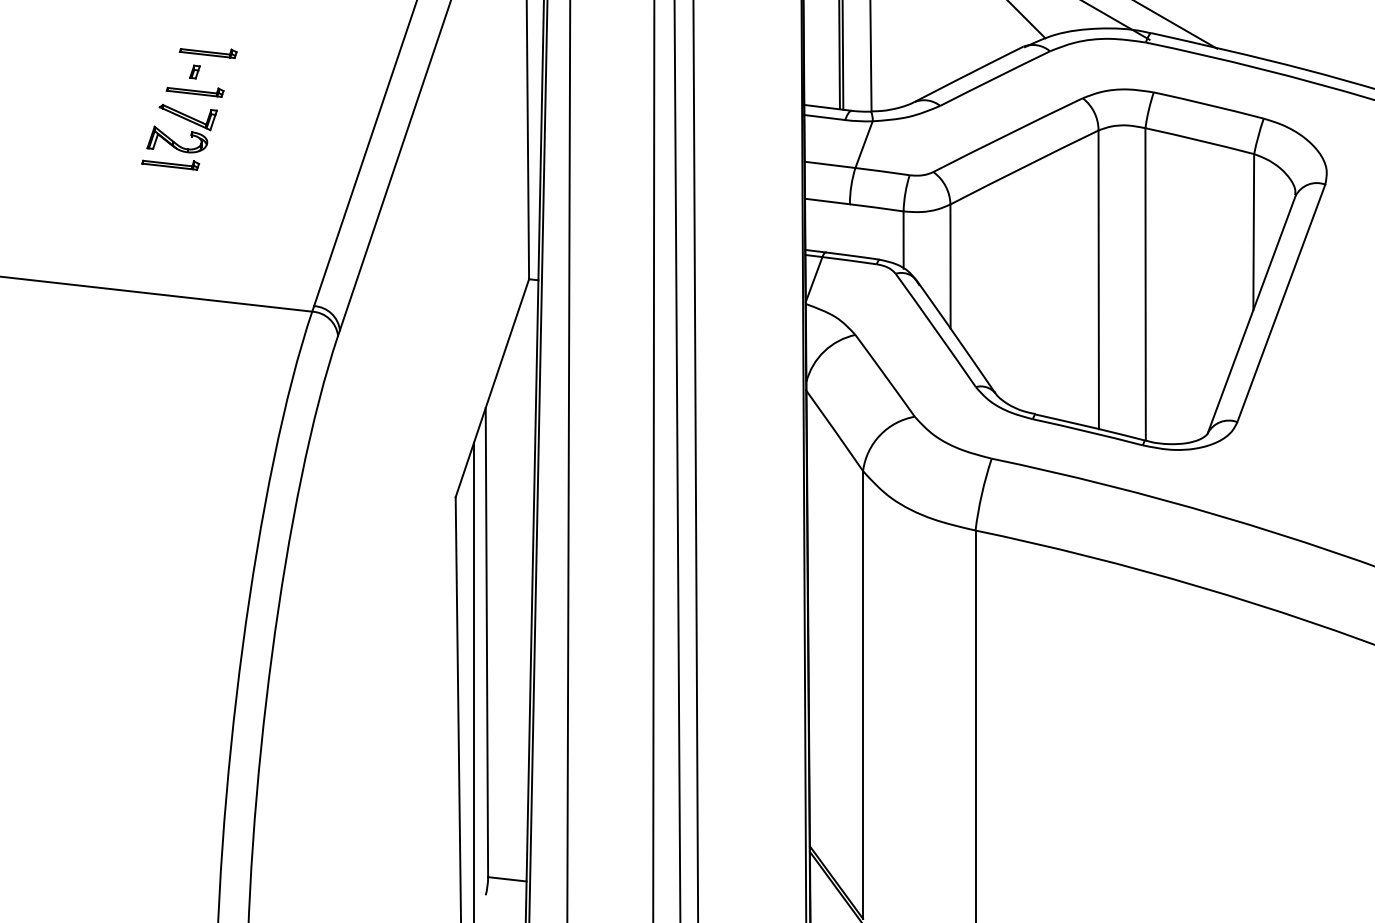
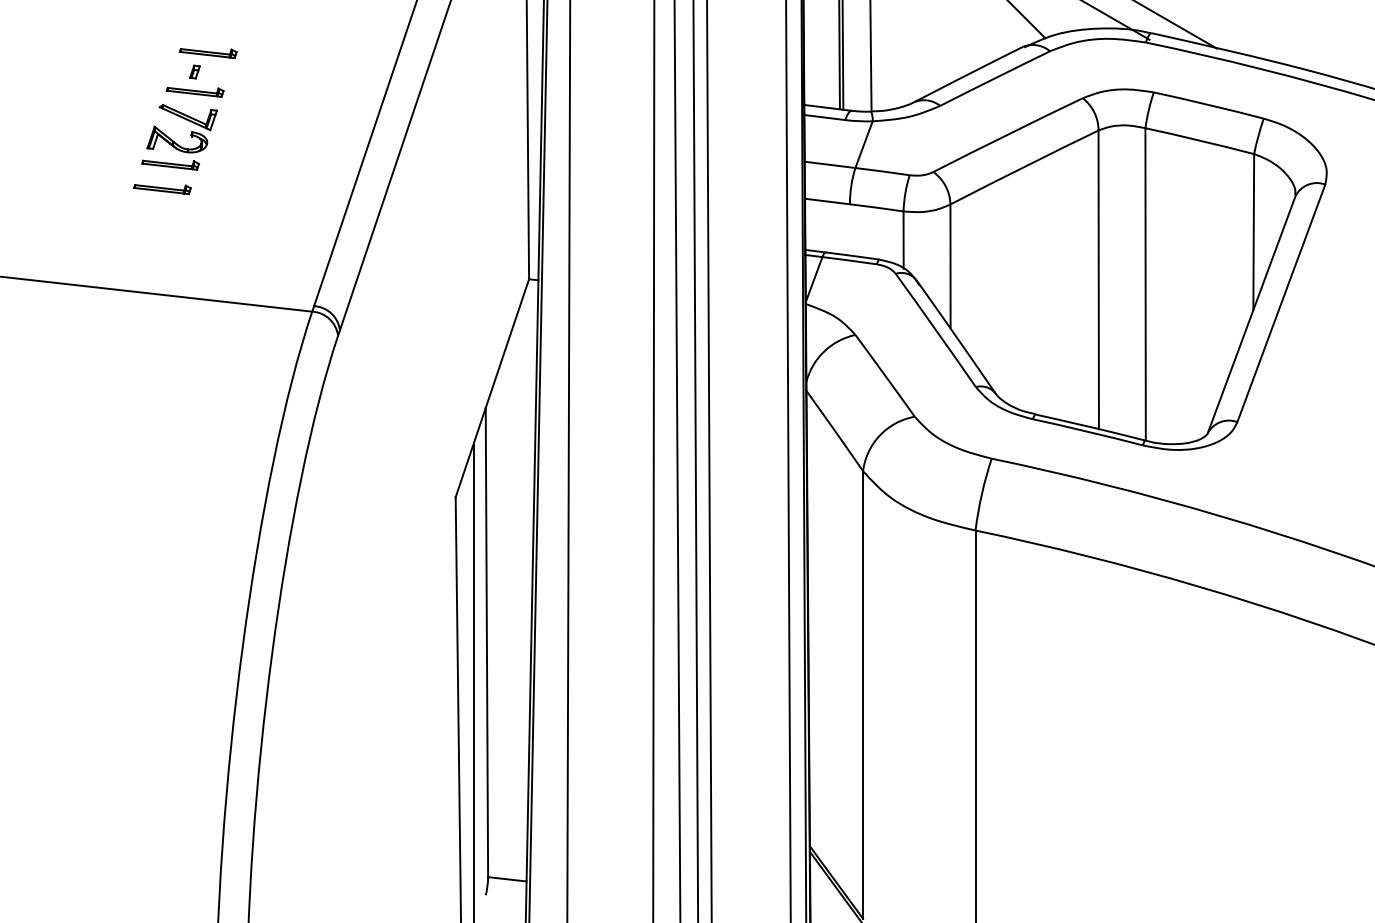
part: none -> present (162, 189)
line: none -> present (709, 460)
line: none -> present (788, 460)
